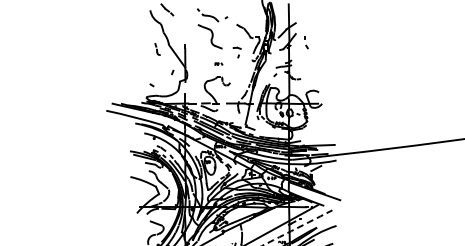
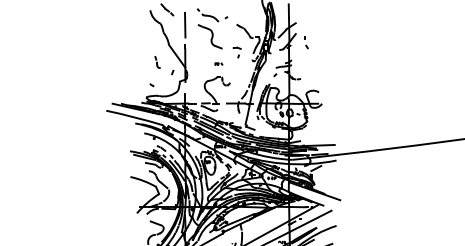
line: none -> present (185, 24)
part position: (157, 49) -> (157, 62) (157, 62)
arc: dashed -> solid (297, 227)
